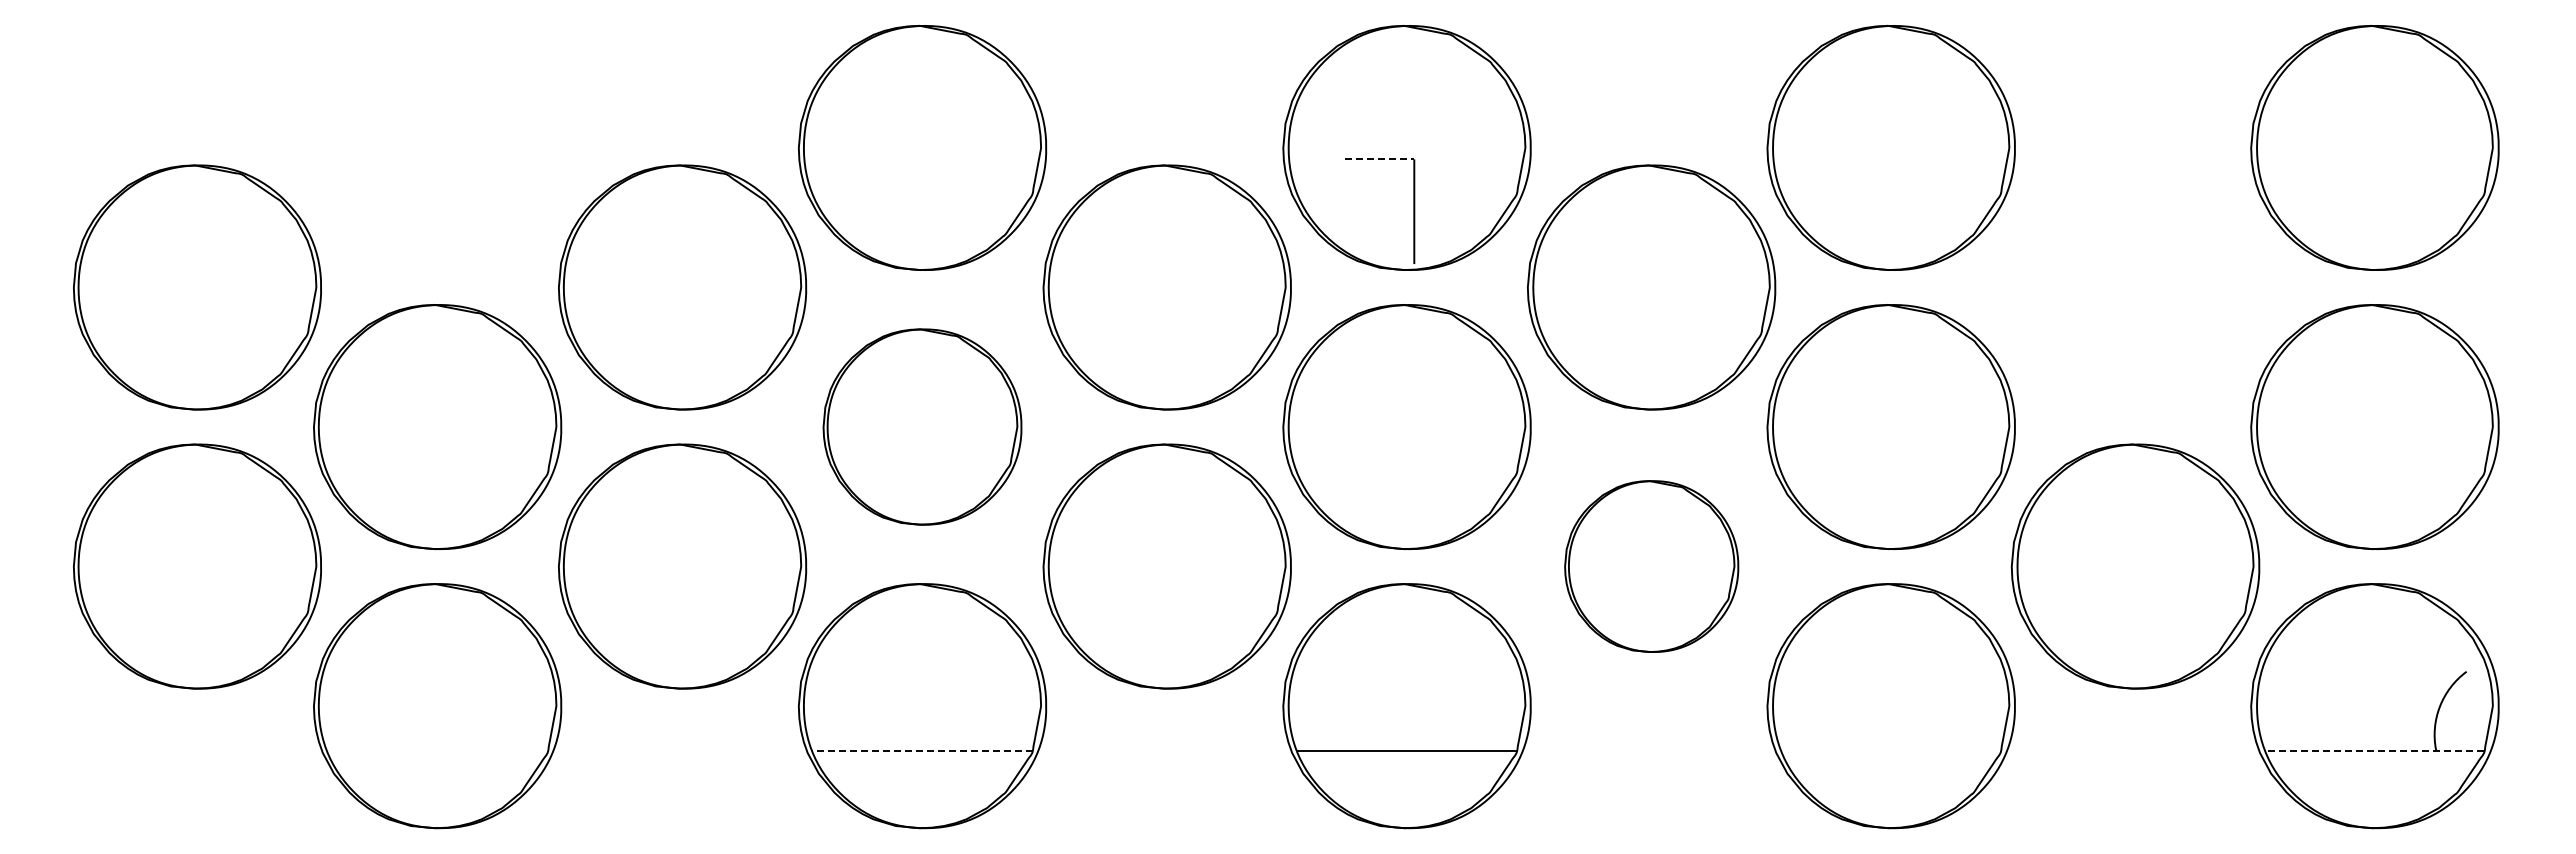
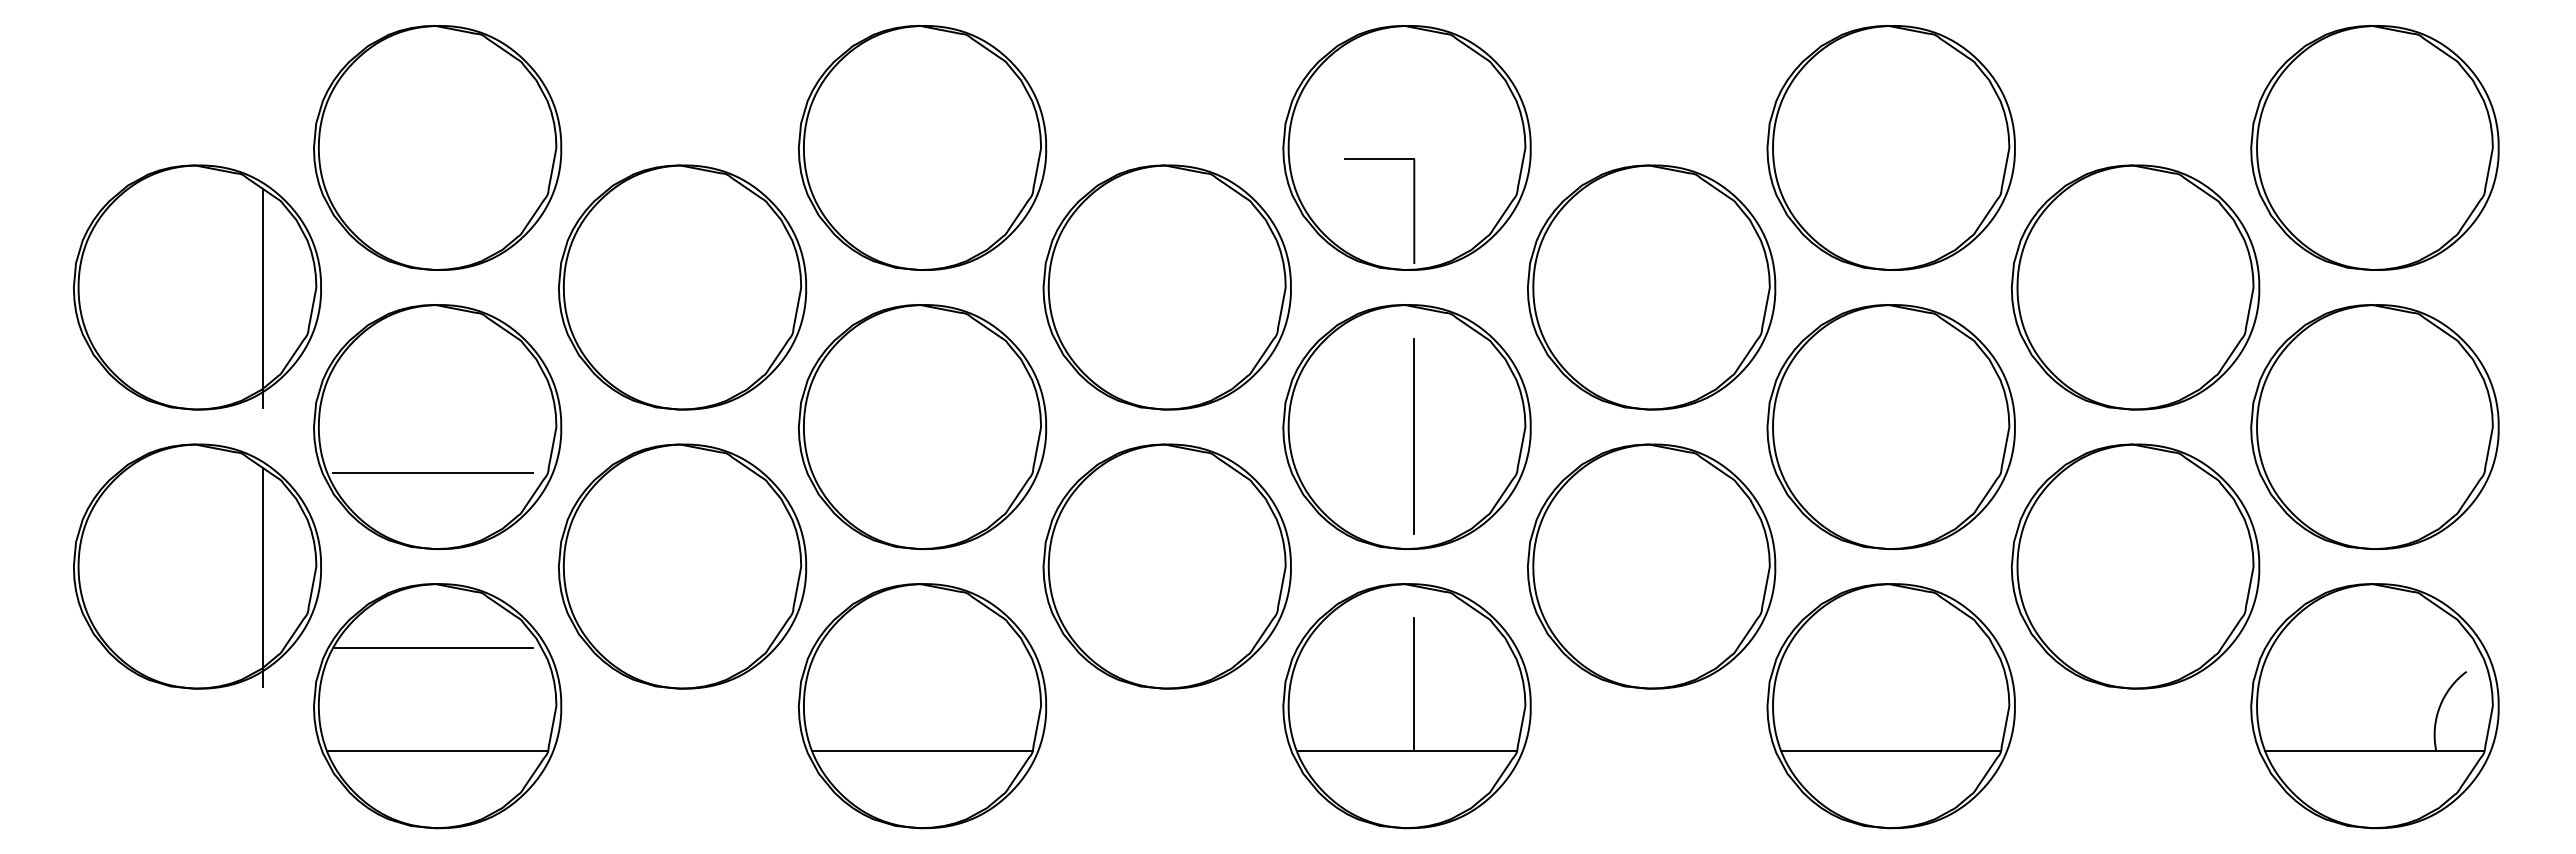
part: none -> present (437, 147)
line: dashed -> solid (1379, 159)
part: none -> present (2135, 287)
line: none -> present (263, 298)
part size: 201x198 px -> 251x246 px (922, 426)
line: none -> present (1414, 435)
line: none -> present (432, 473)
part size: 176x173 px -> 250x247 px (1651, 566)
line: none -> present (263, 577)
line: none -> present (434, 647)
line: none -> present (1414, 683)
line: none -> present (437, 750)
line: dashed -> solid (921, 750)
line: none -> present (1890, 750)
line: dashed -> solid (2374, 750)
